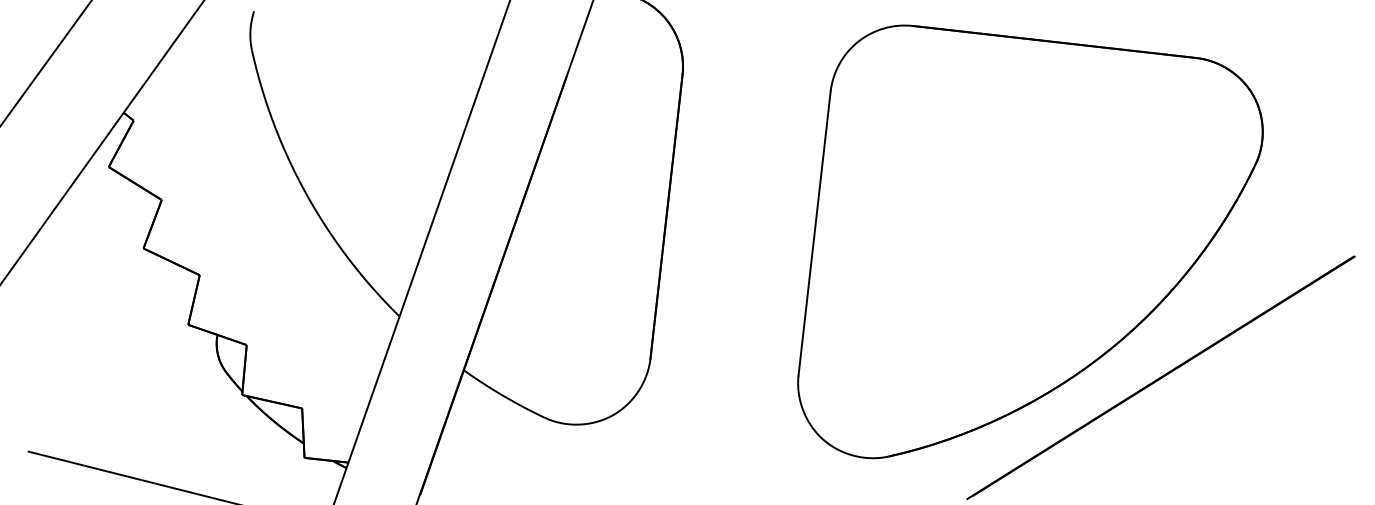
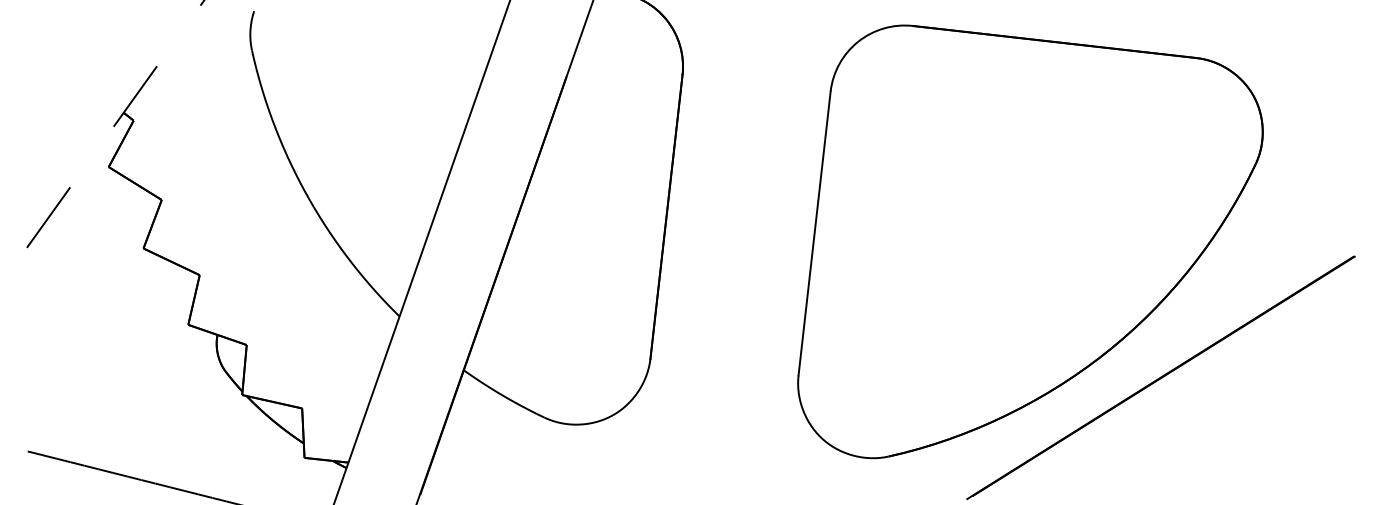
line: present -> none (46, 62)
line: solid -> dashed (102, 142)
